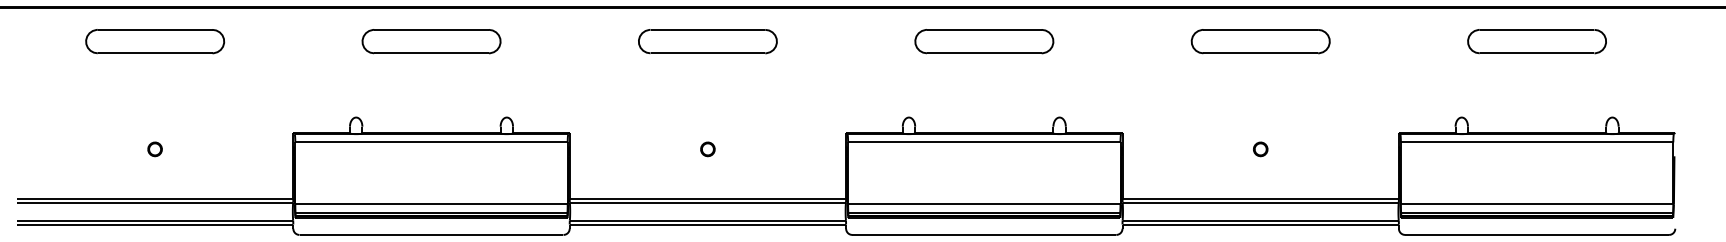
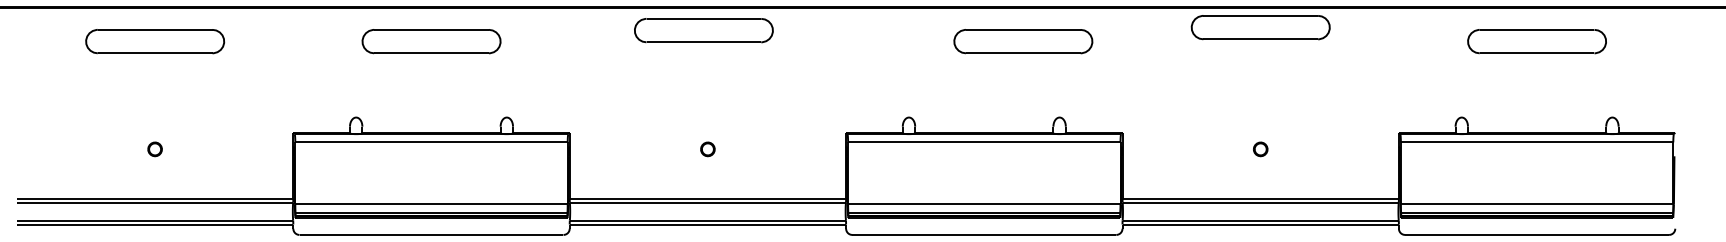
part position: (707, 41) -> (703, 30) (703, 30)
part position: (984, 41) -> (1023, 41) (1023, 41)
part position: (1260, 41) -> (1260, 27) (1260, 27)
